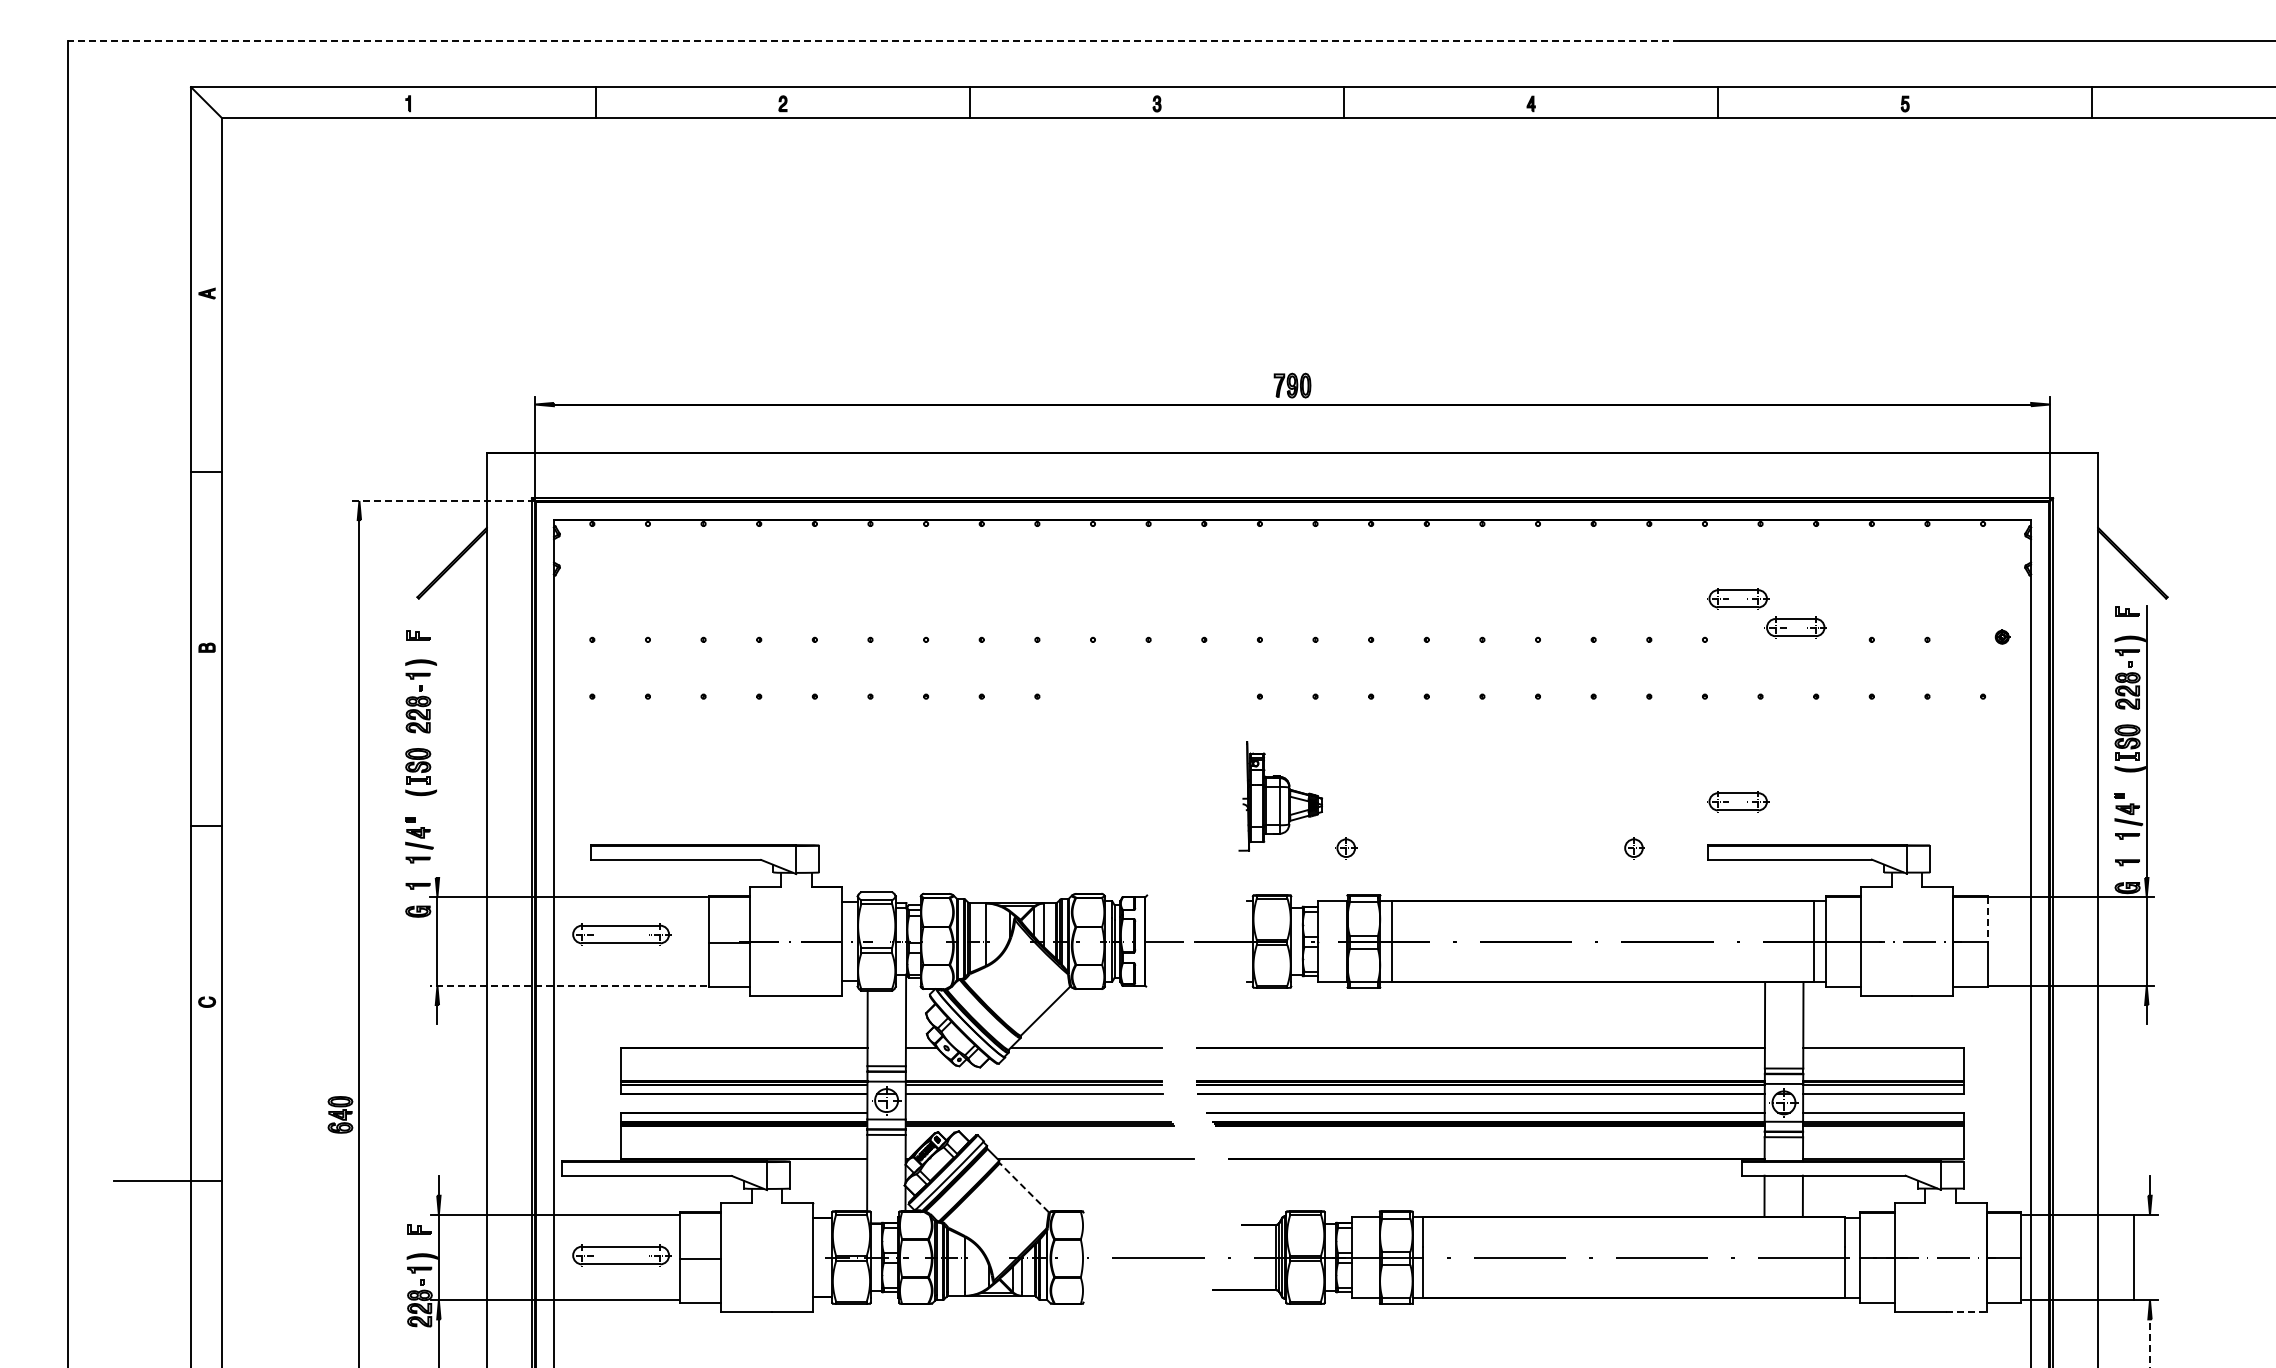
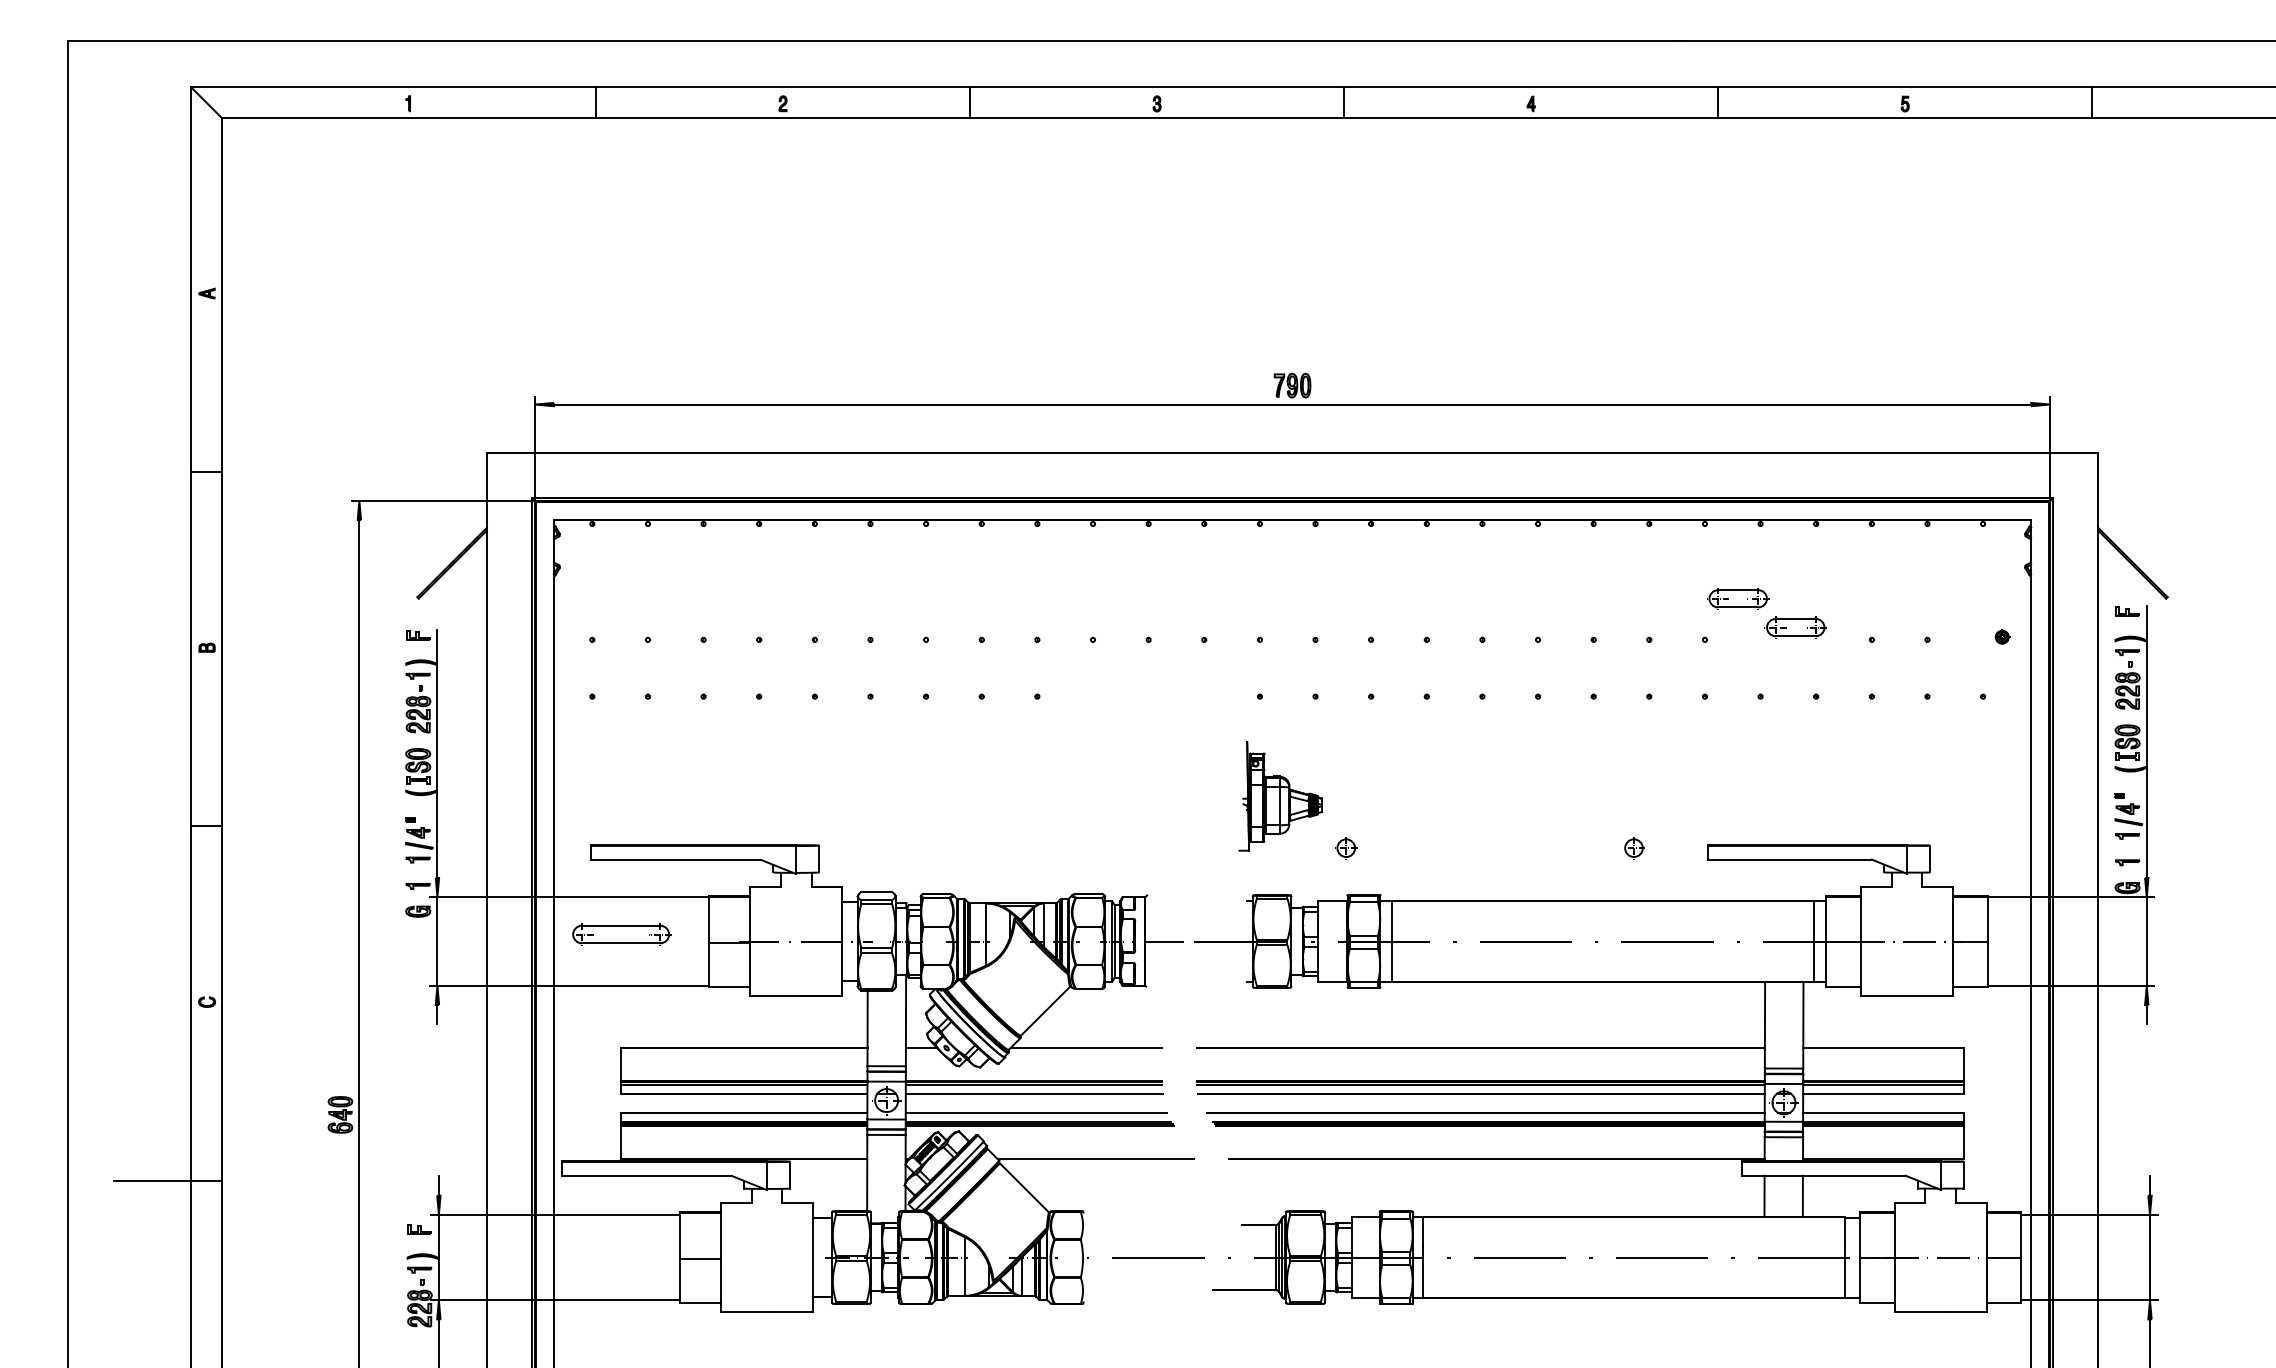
line: dashed -> solid (873, 41)
line: dashed -> solid (443, 501)
line: none -> present (437, 753)
part: present -> none (1738, 801)
line: dashed -> solid (1987, 919)
line: dashed -> solid (567, 985)
line: none -> present (1036, 1112)
line: dashed -> solid (1024, 1187)
part: present -> none (621, 1255)
line position: (2133, 1257) -> (2149, 1257) (2149, 1257)
line: dashed -> solid (1966, 1312)
line: dashed -> solid (2149, 1343)
